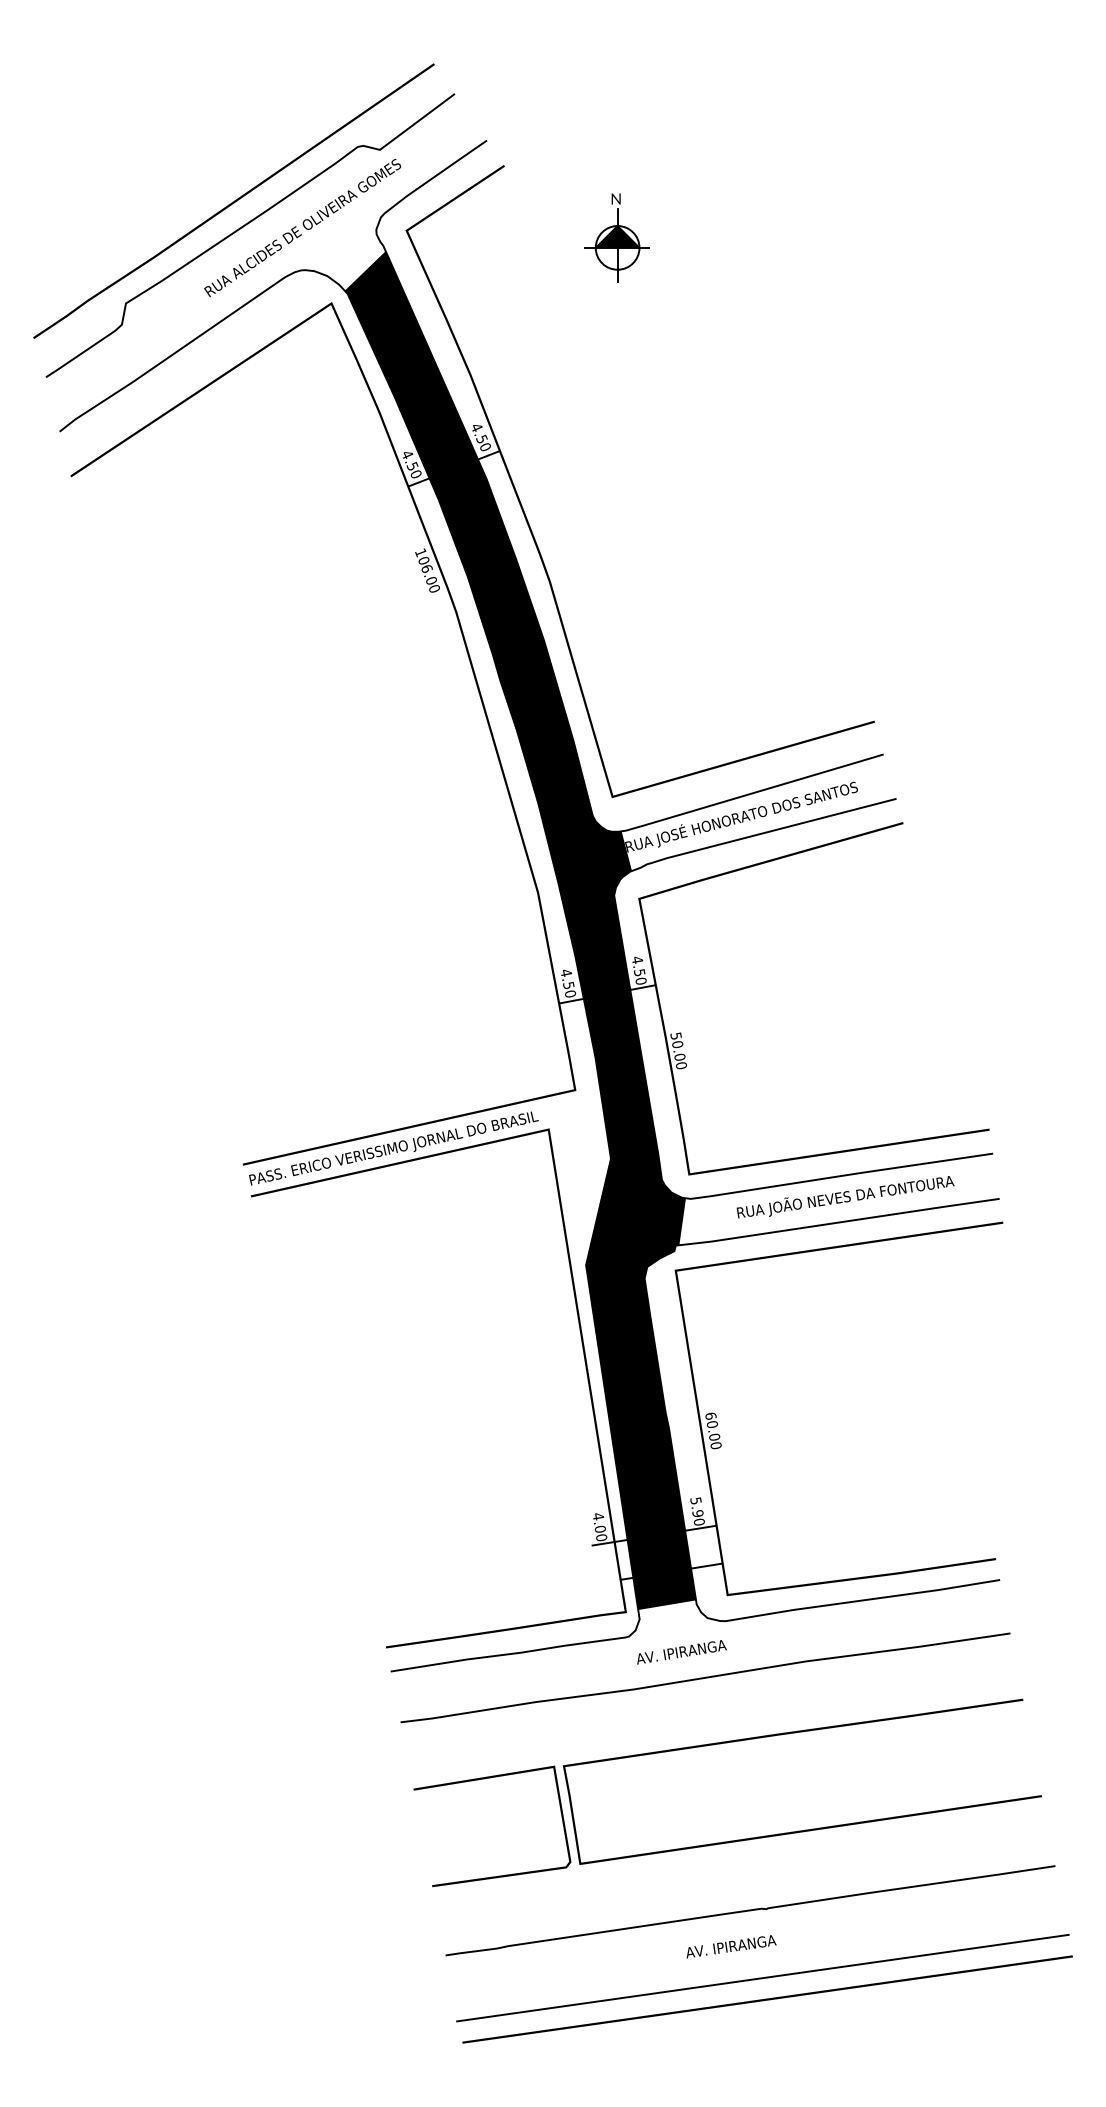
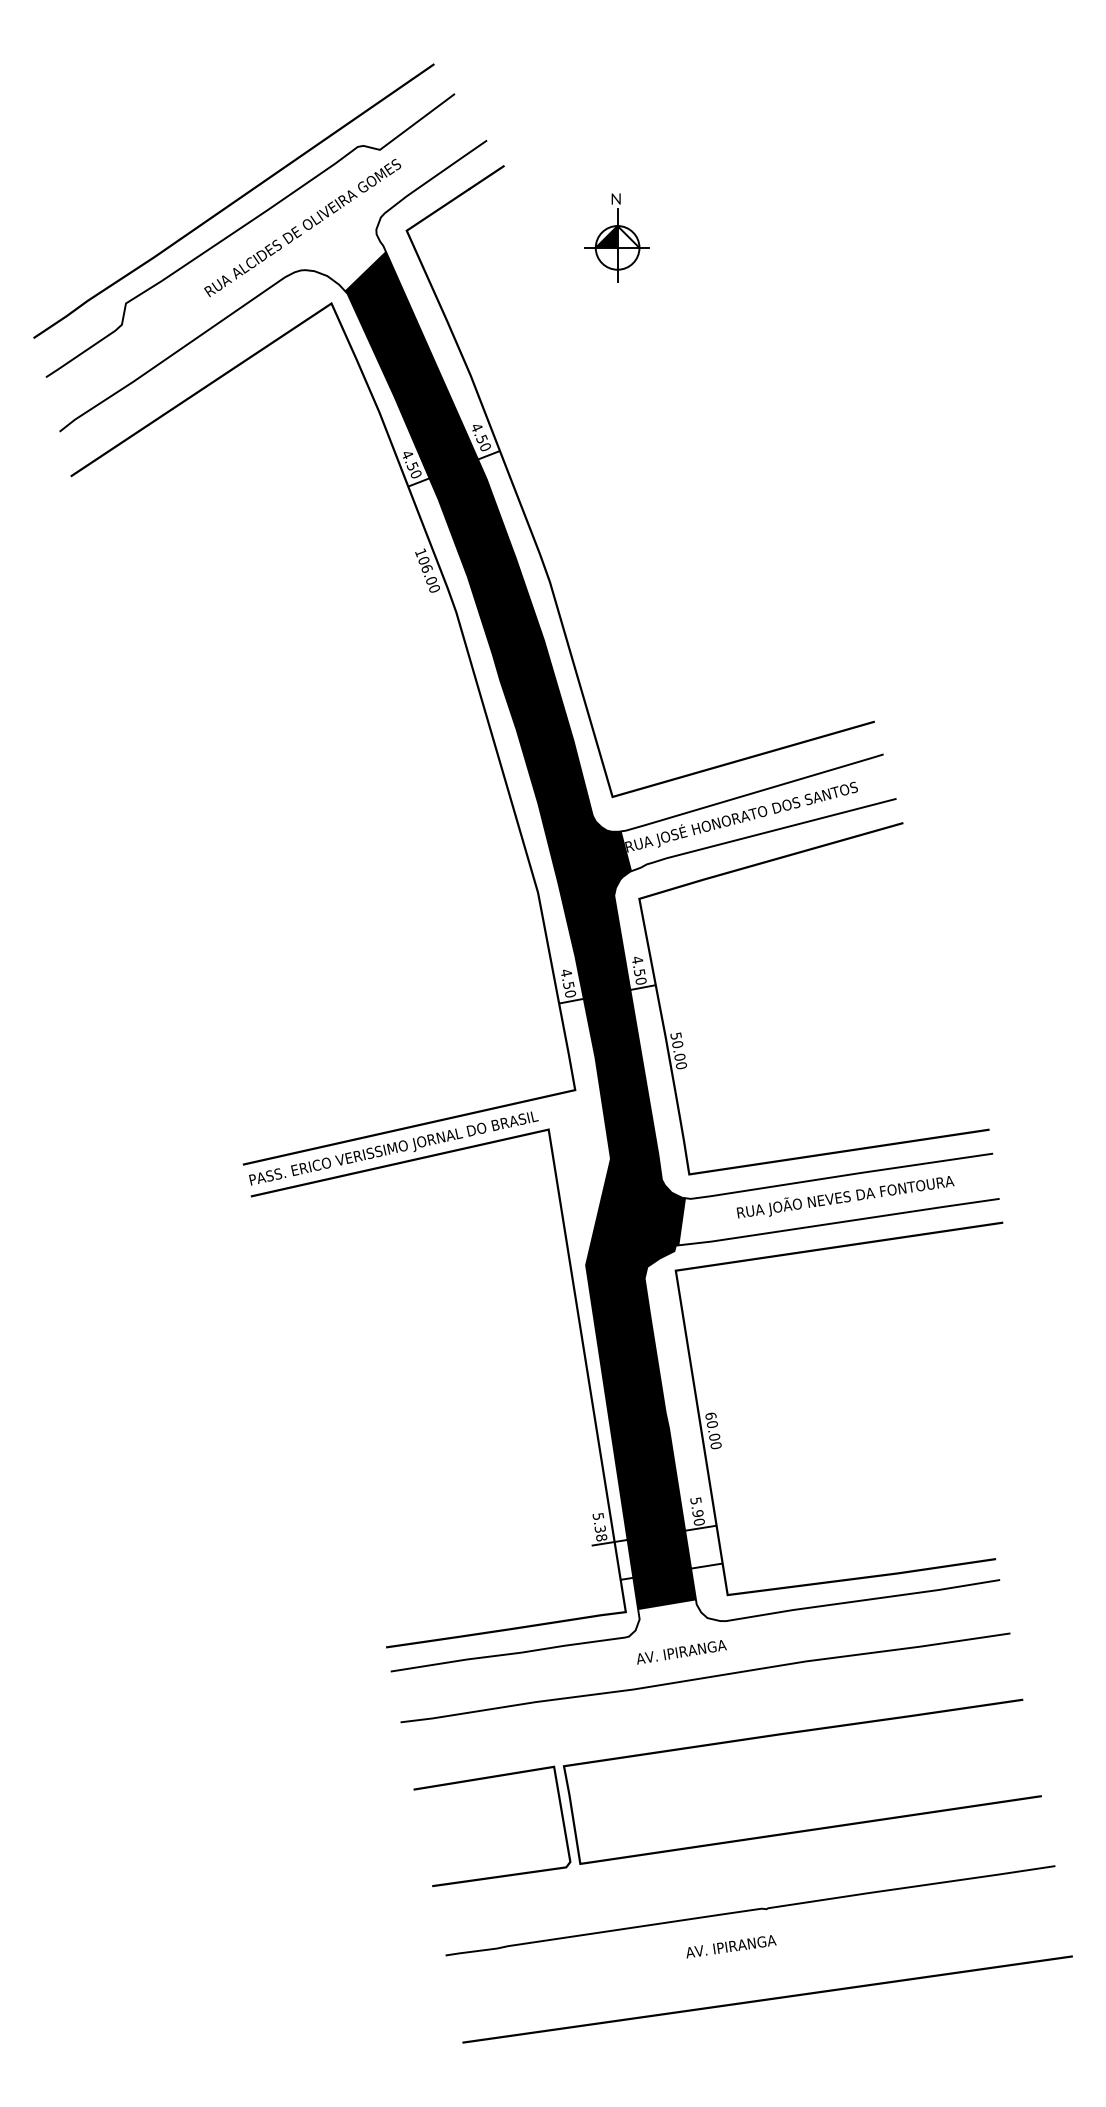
fill: present -> none (628, 236)
text: 4.00 -> 5.38 (599, 1527)
line: present -> none (762, 1977)
